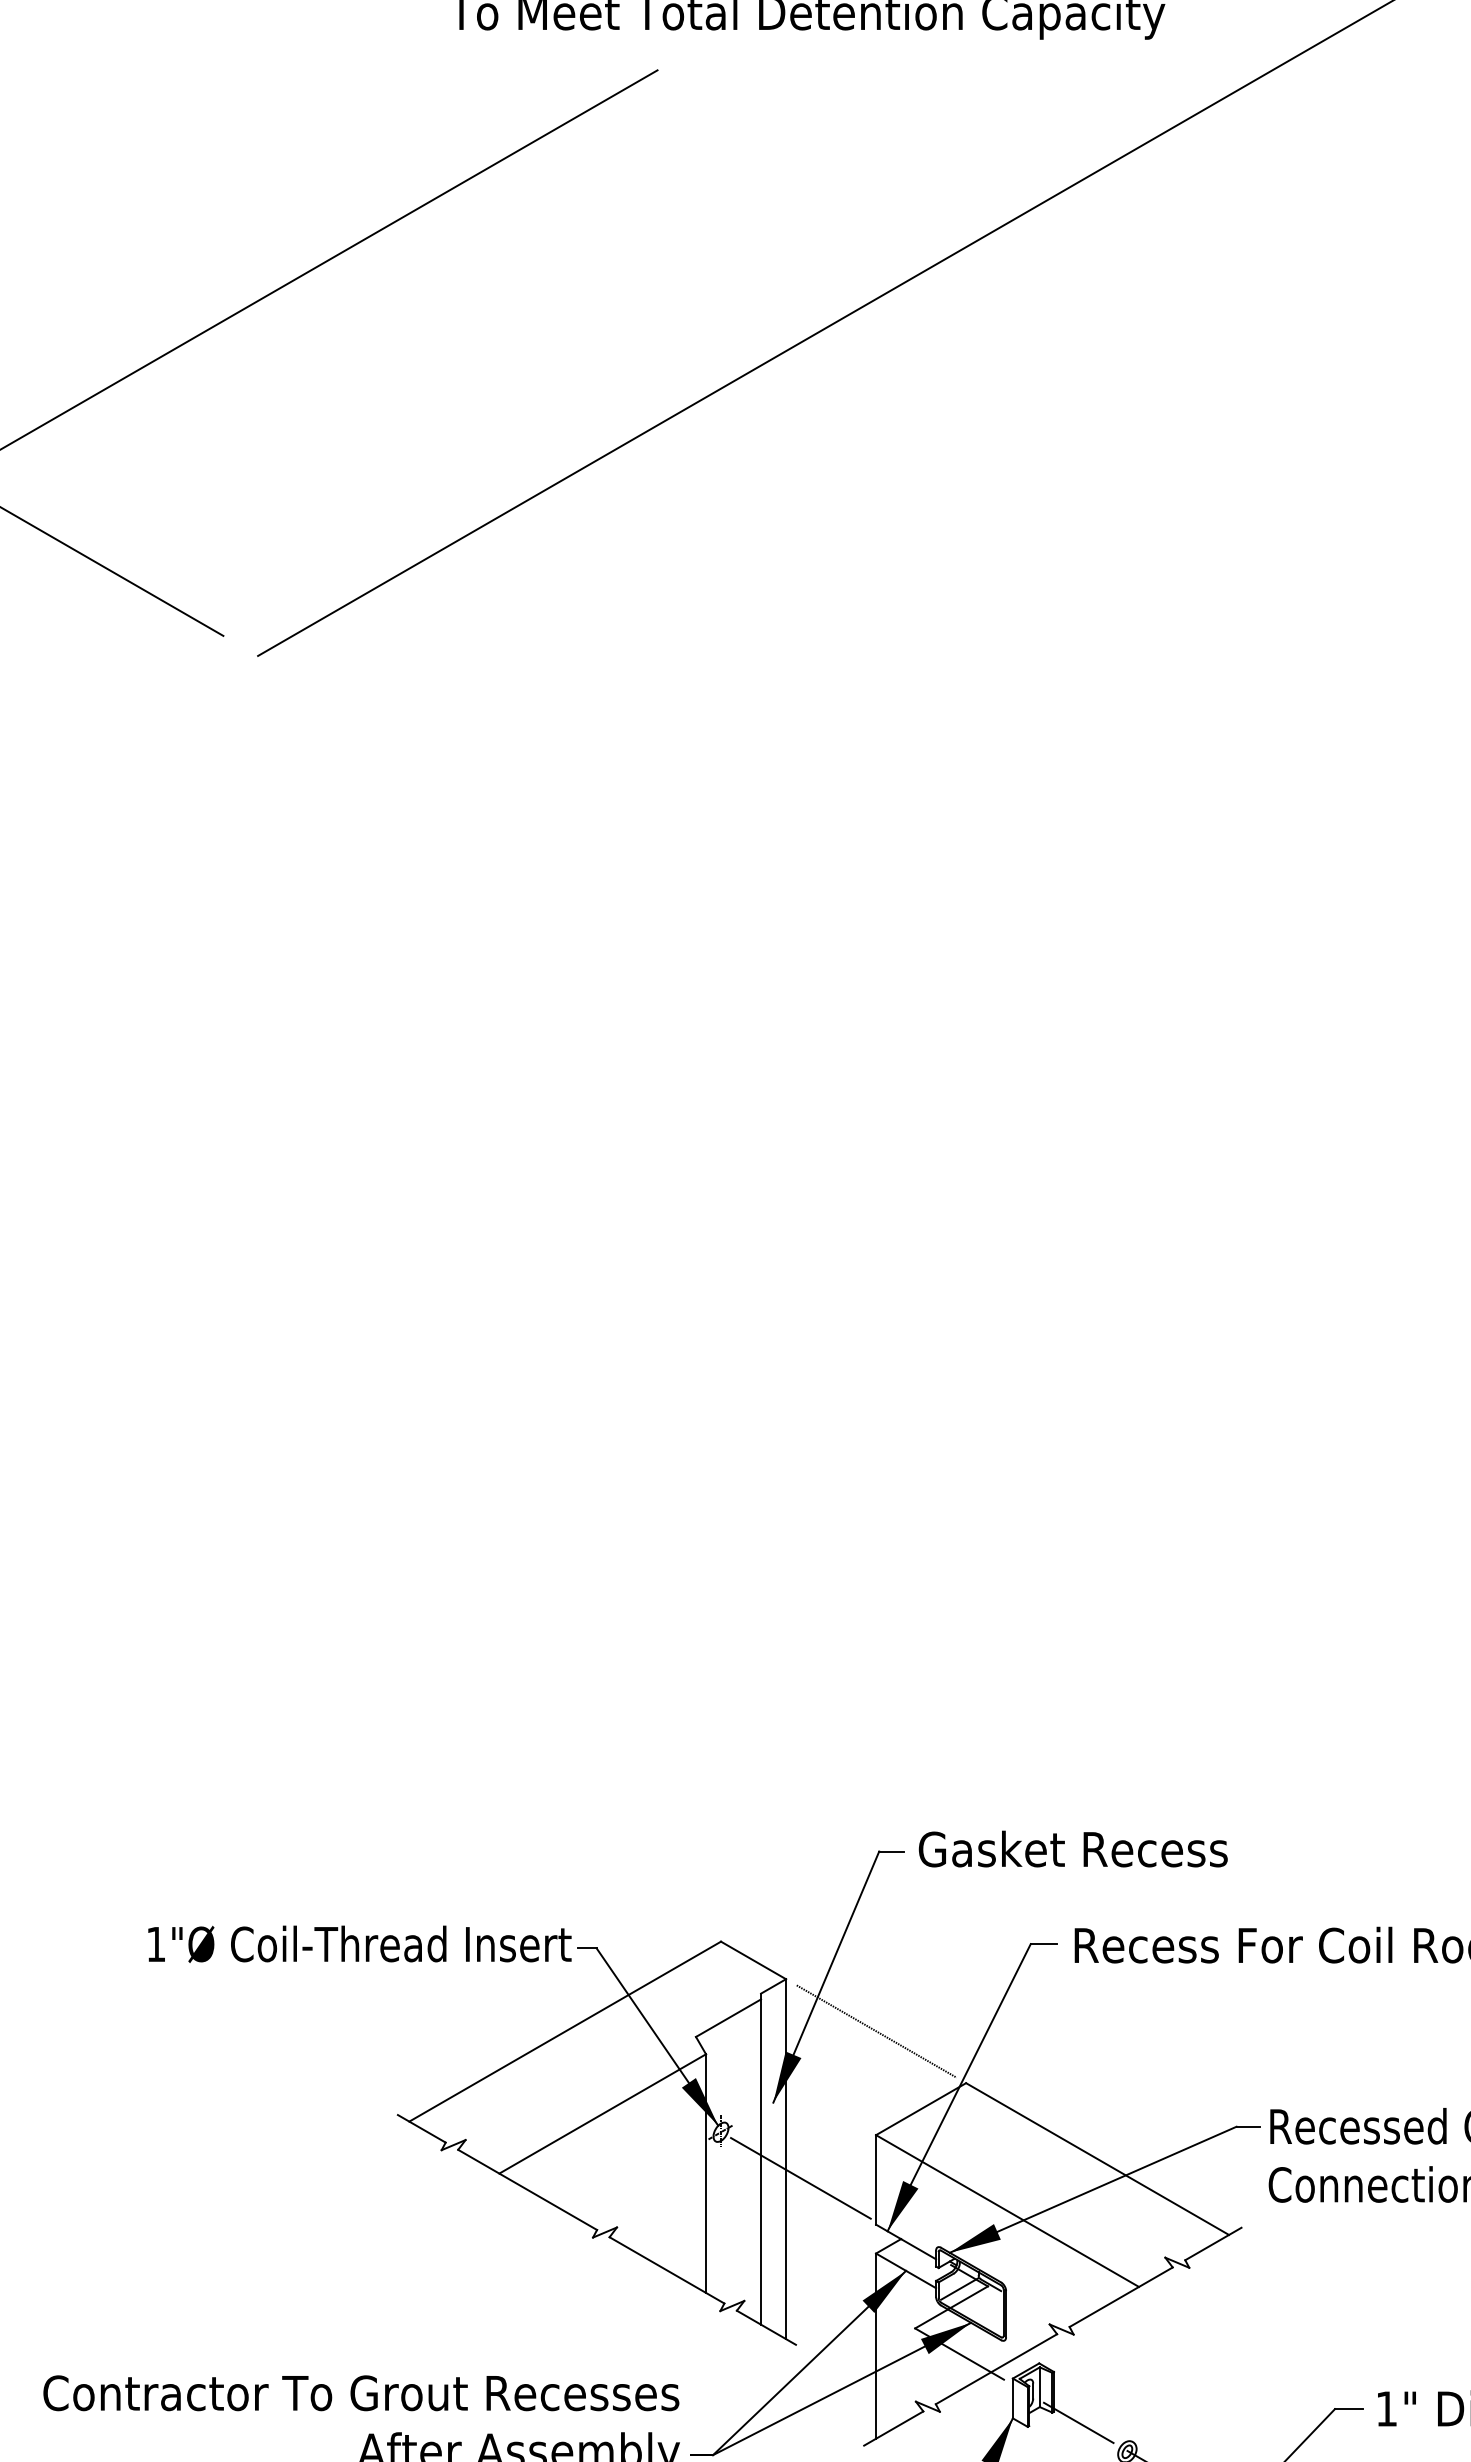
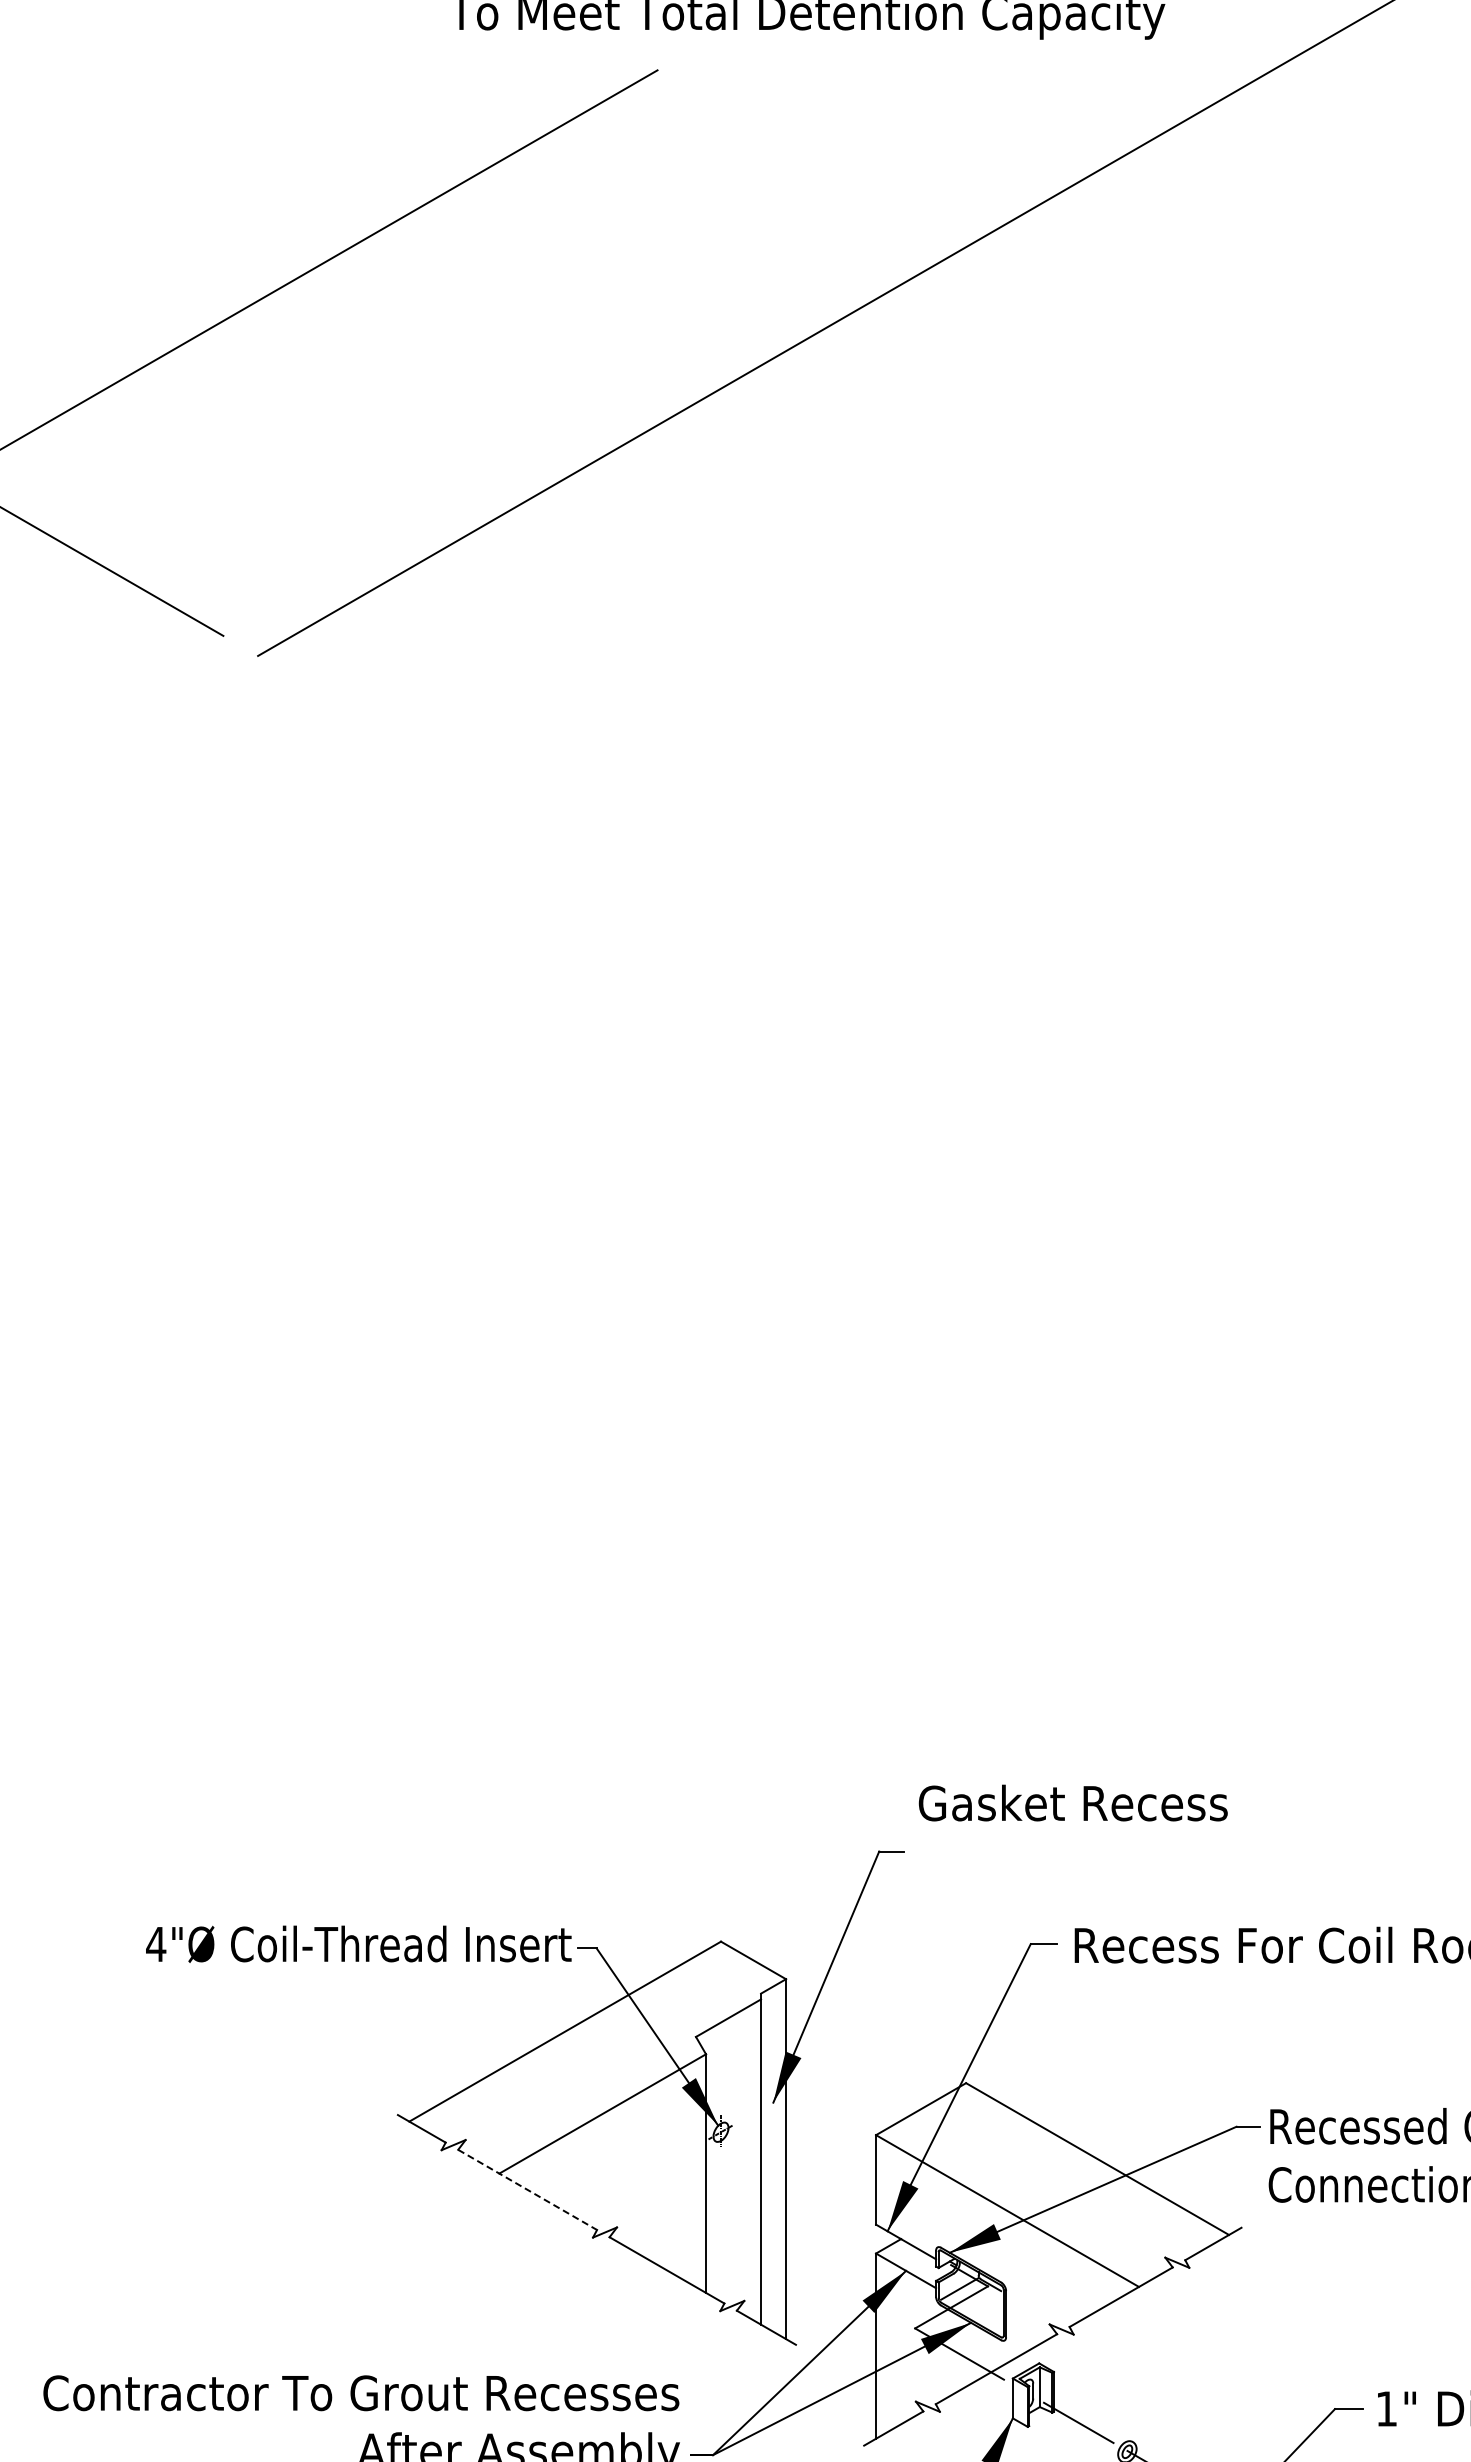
text position: (1072, 1848) -> (1072, 1802) (1072, 1802)
text: 1"Ø -> 4"Ø (156, 1944)
line: present -> none (876, 2031)
line: present -> none (800, 2178)
line: solid -> dashed (528, 2190)
